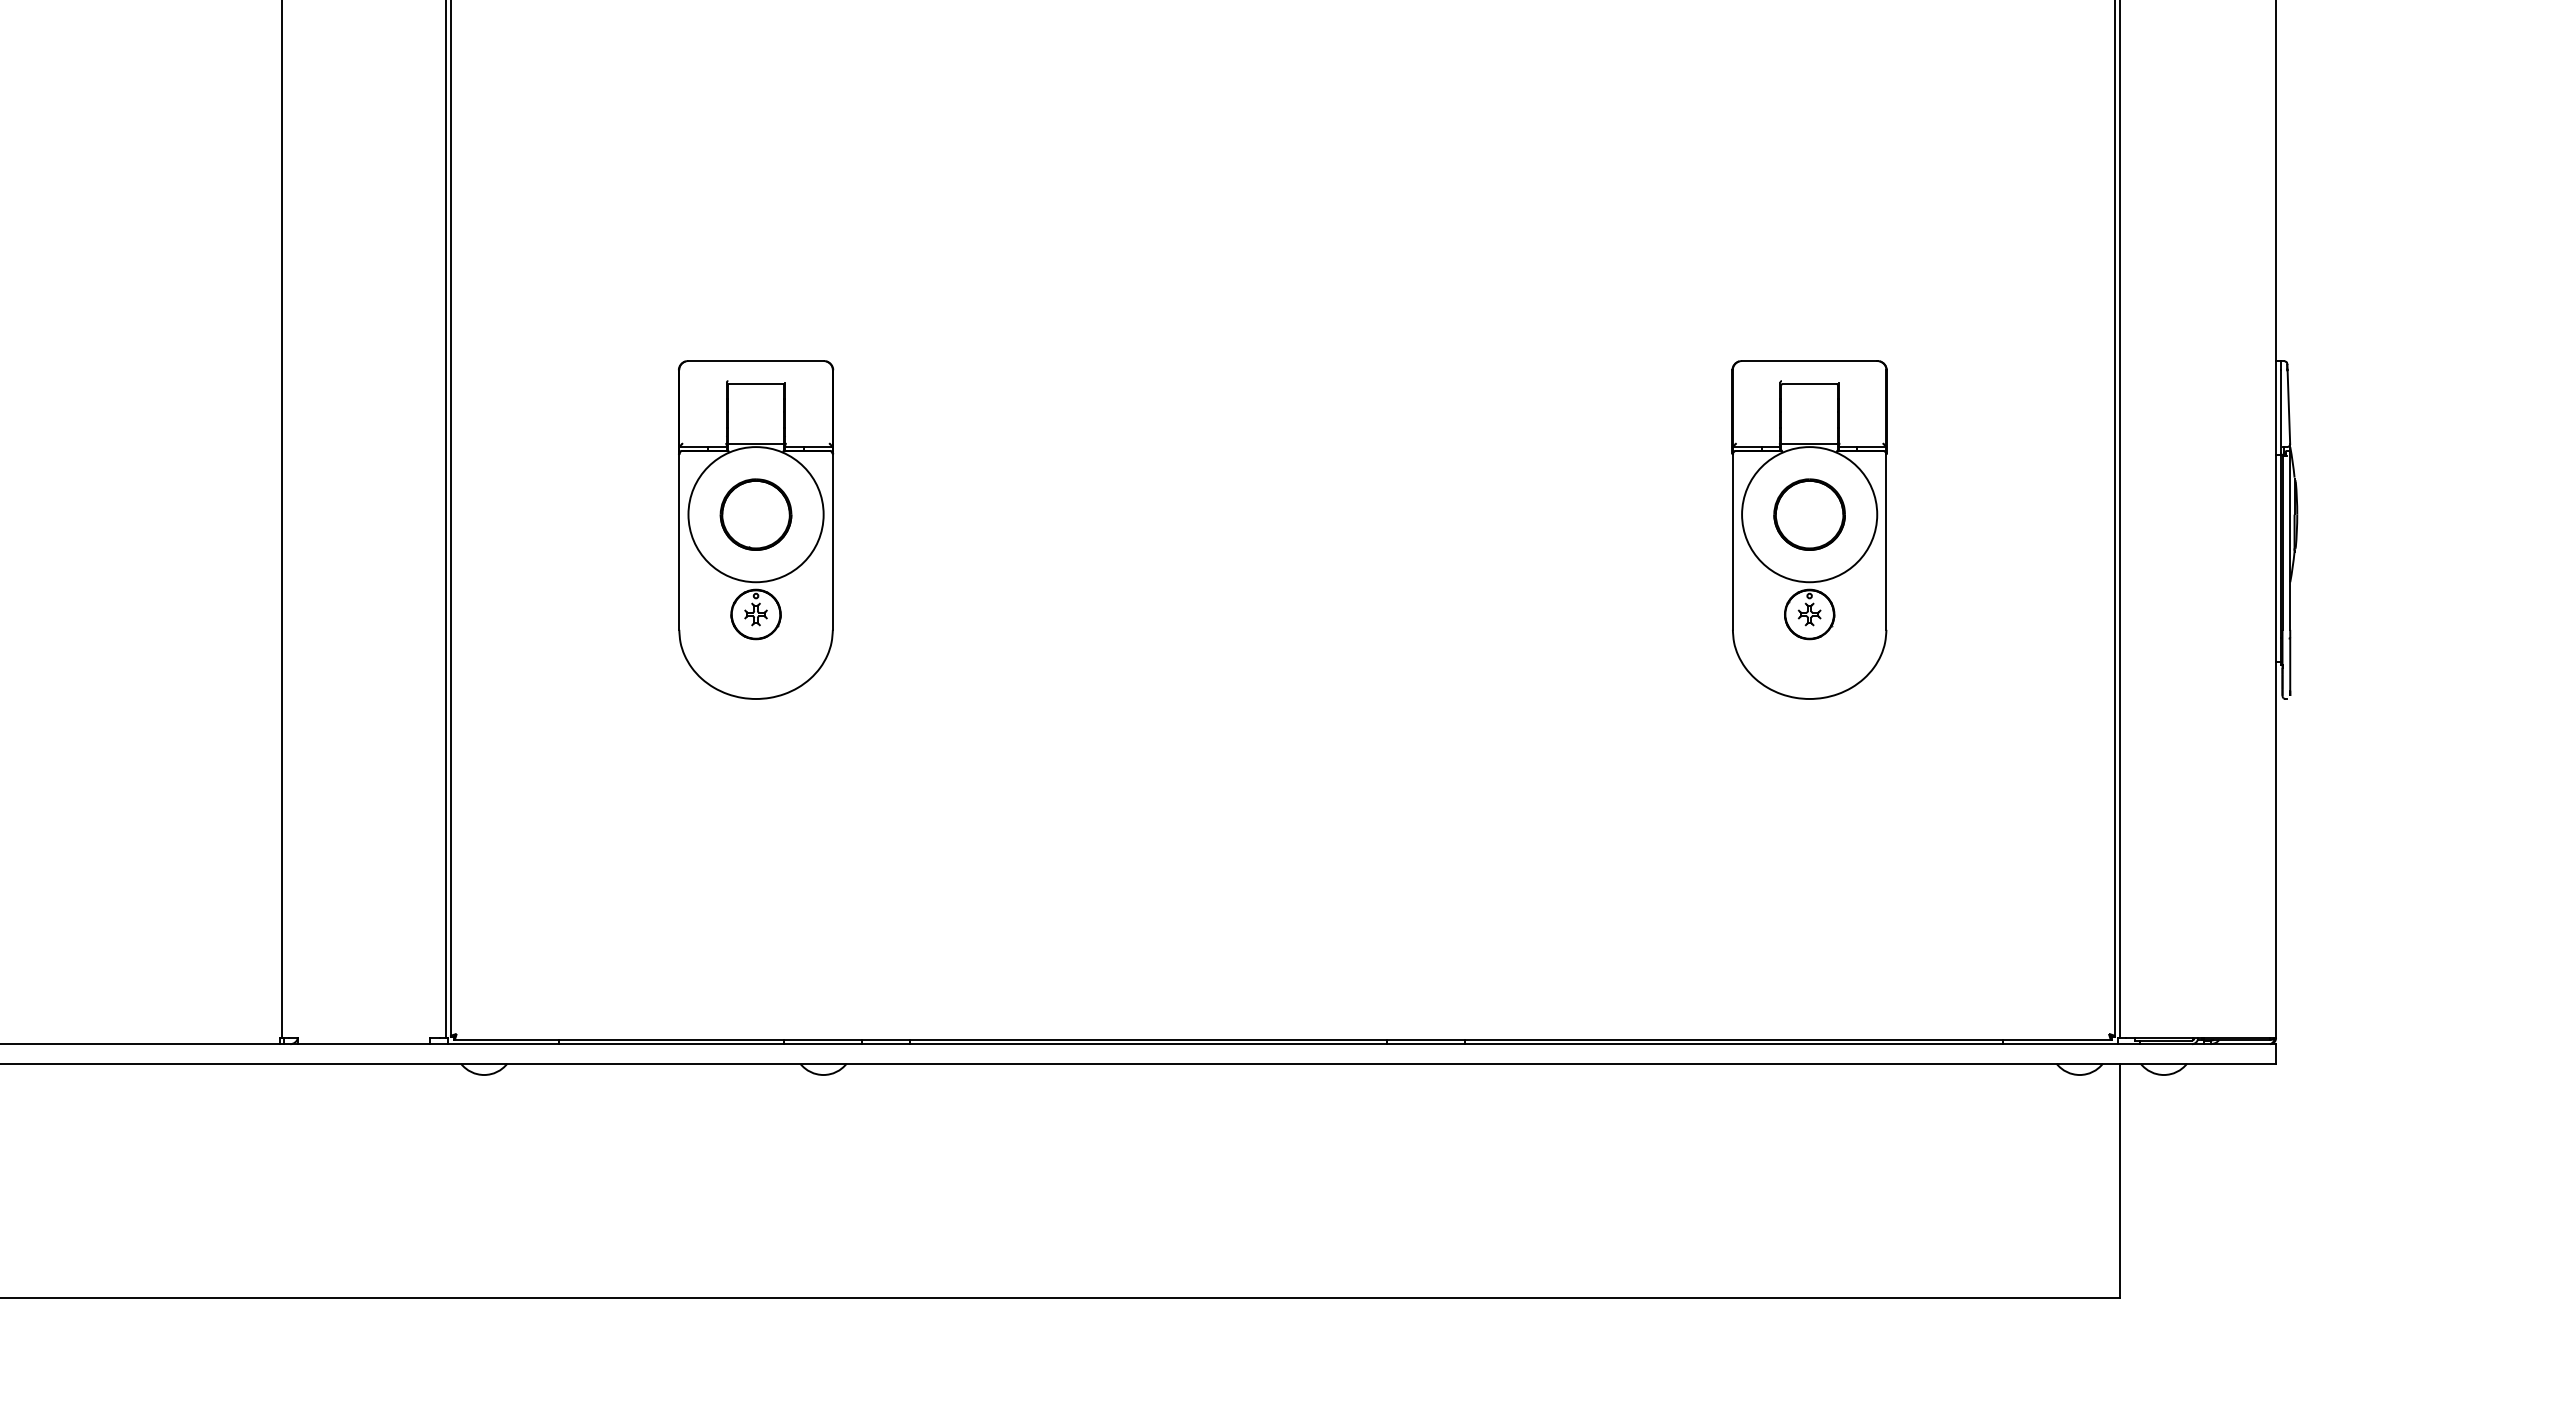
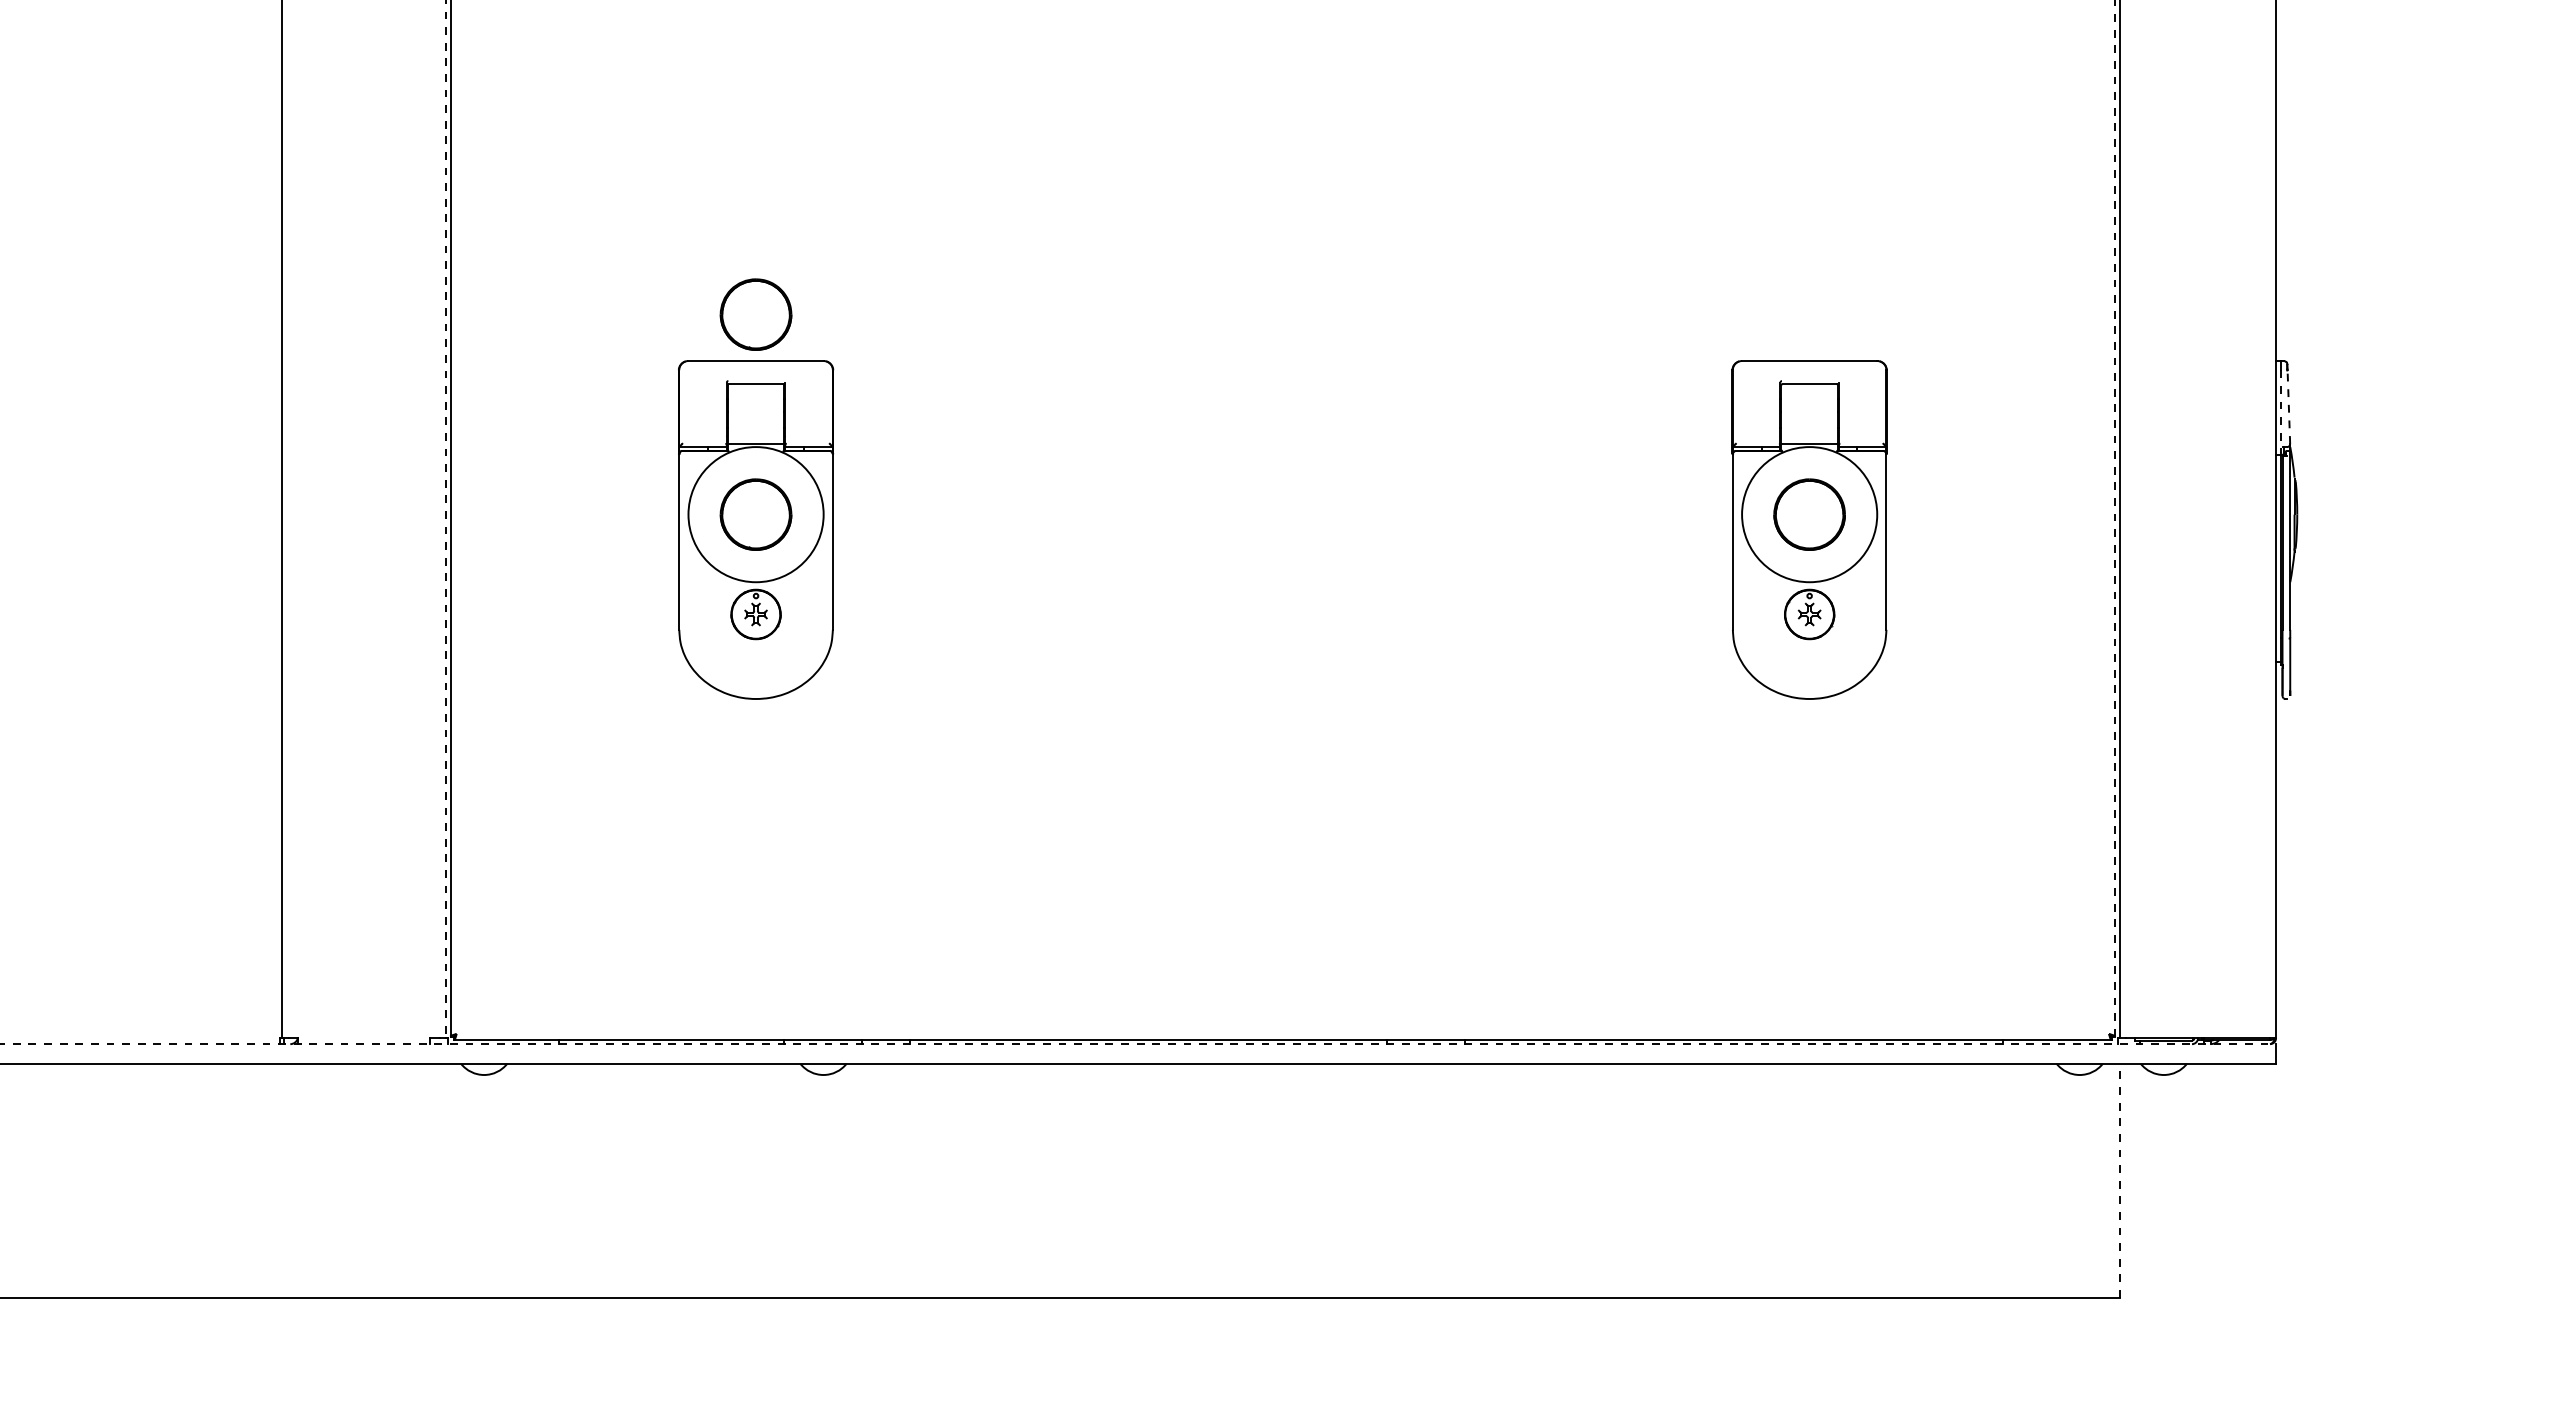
part: none -> present (755, 314)
line: solid -> dashed (2288, 407)
line: solid -> dashed (2281, 412)
line: solid -> dashed (2115, 518)
line: solid -> dashed (445, 519)
line: solid -> dashed (1138, 1044)
line: solid -> dashed (2120, 1180)
